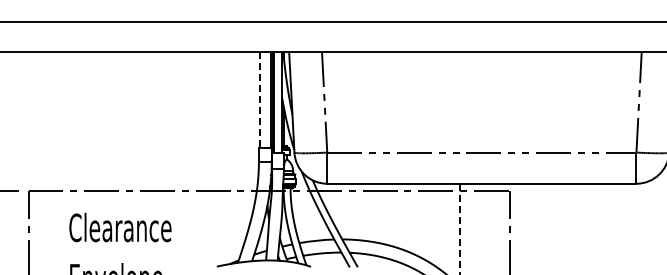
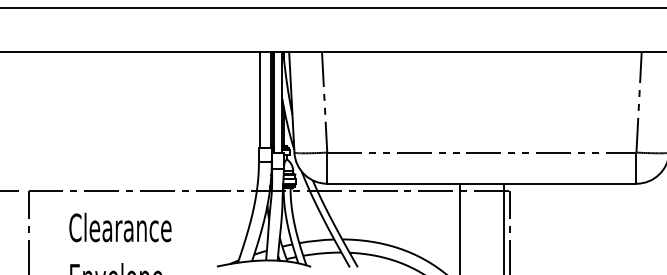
line position: (332, 22) -> (332, 8) (332, 8)
line: dashed -> solid (260, 100)
line: none -> present (503, 227)
line: dashed -> solid (459, 229)
